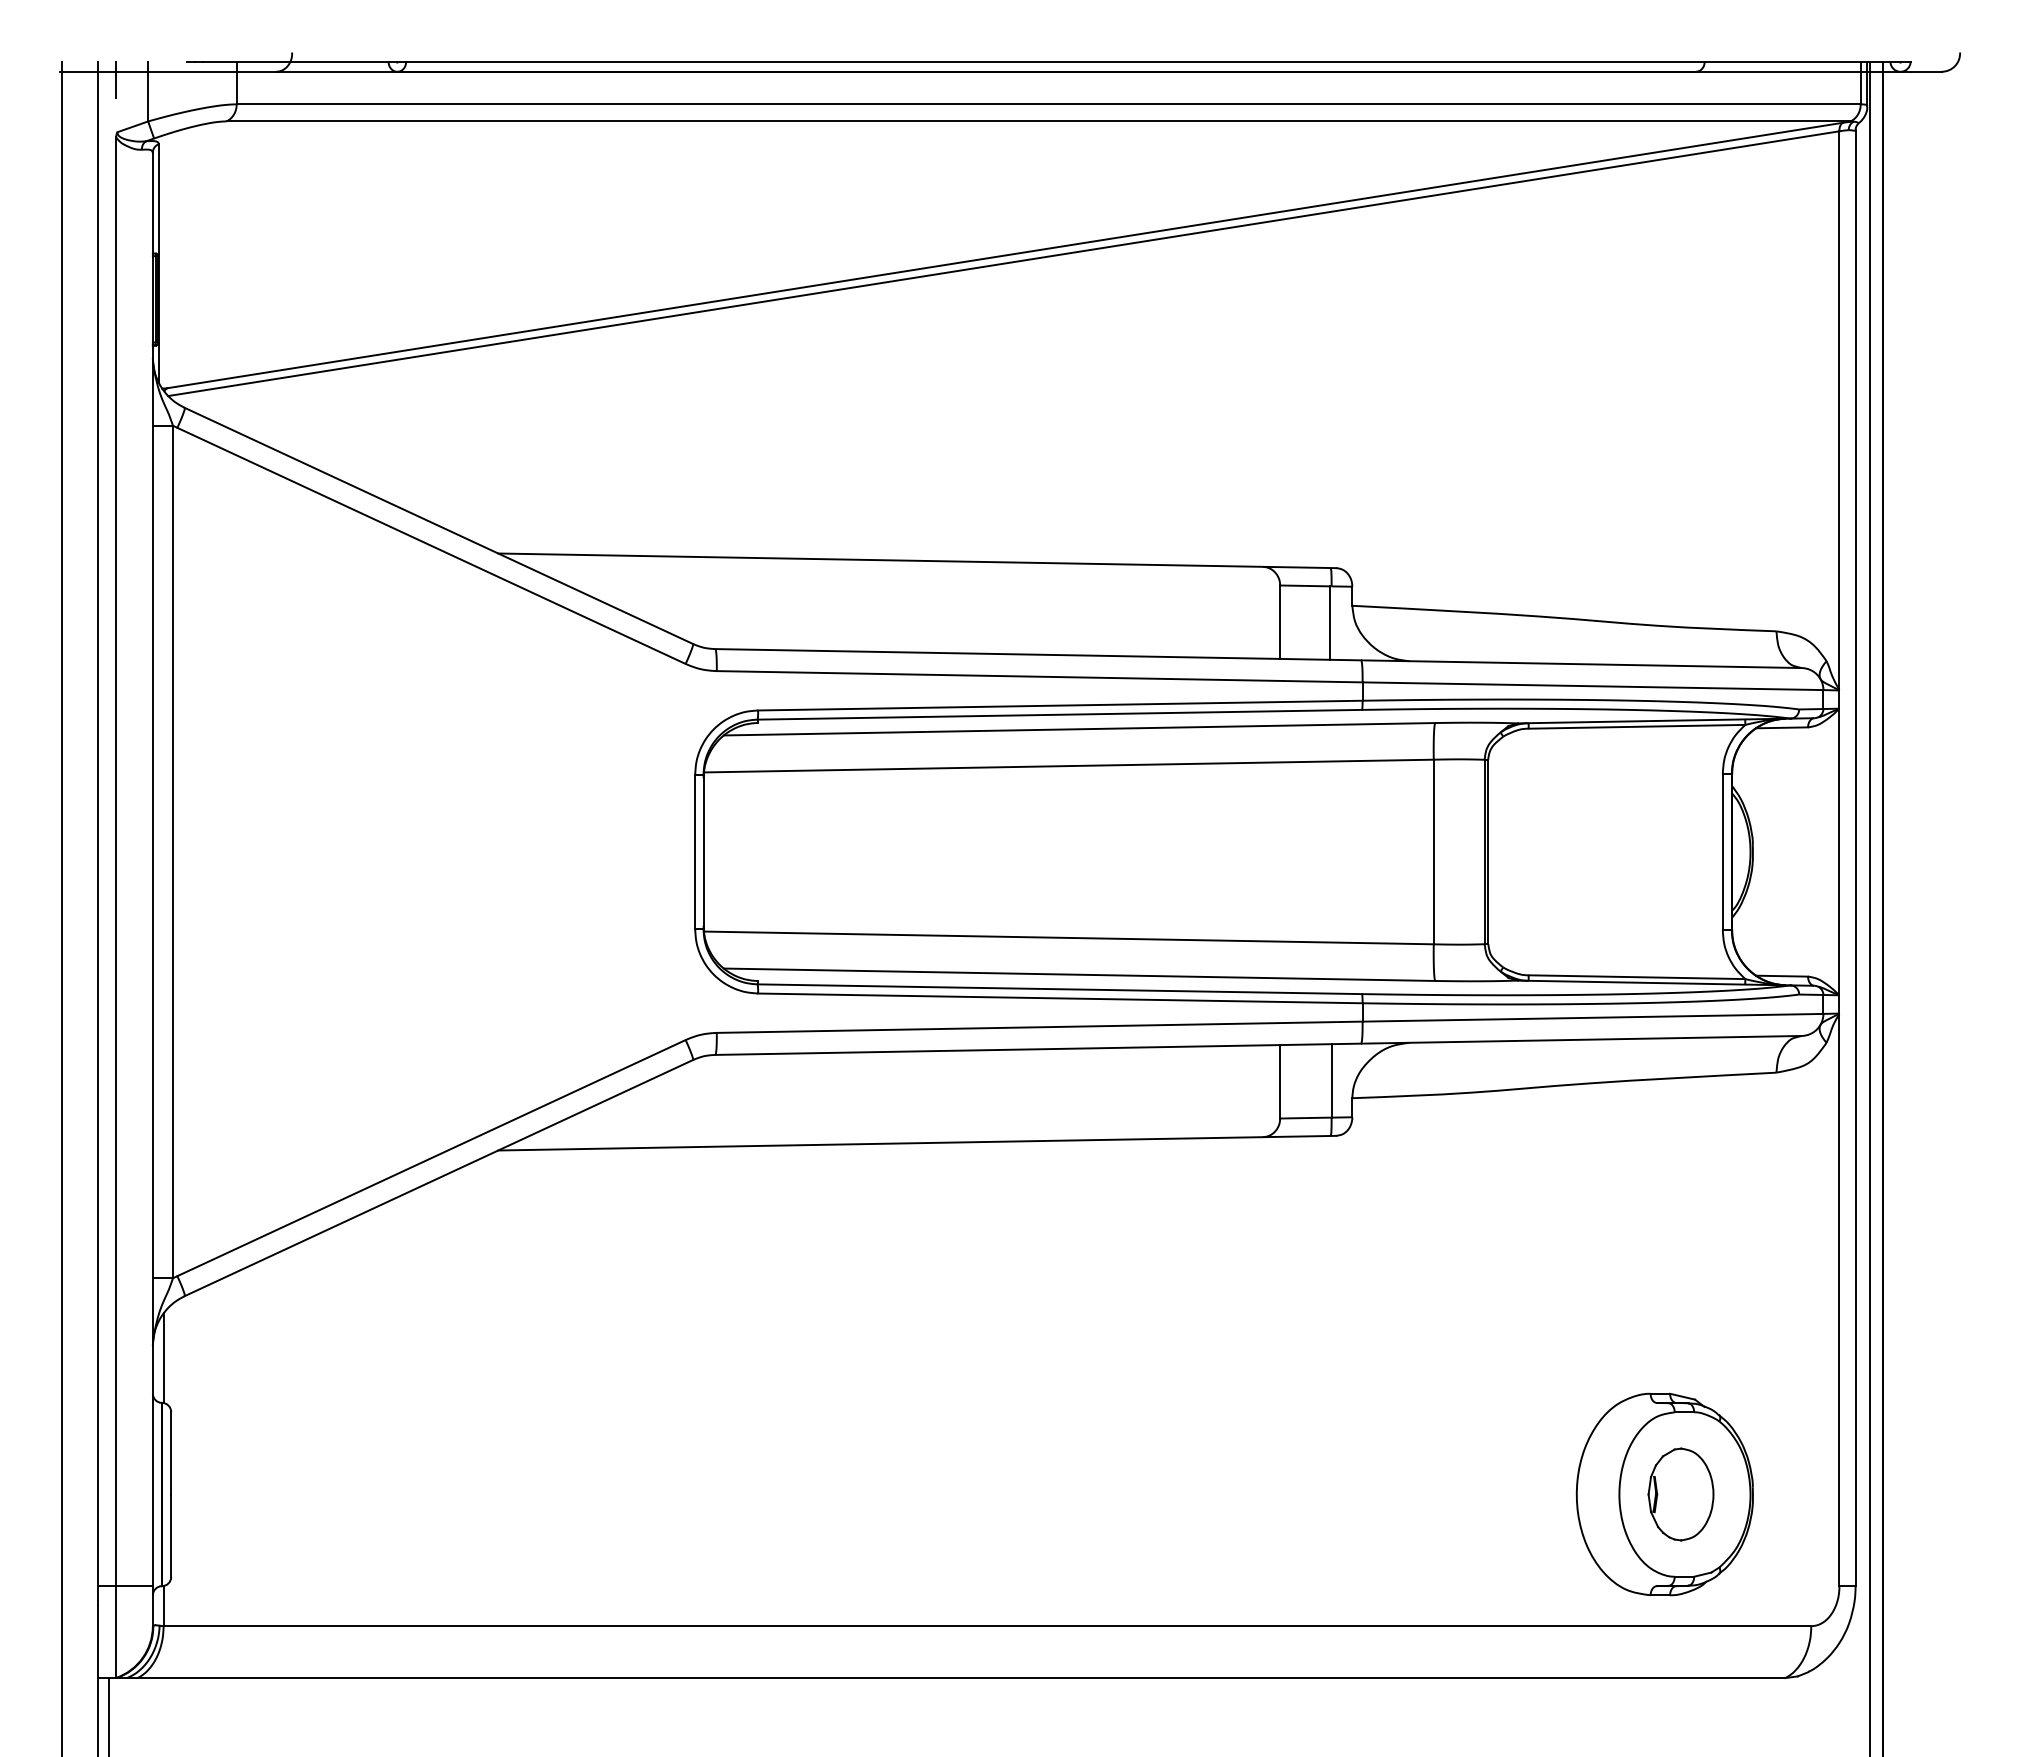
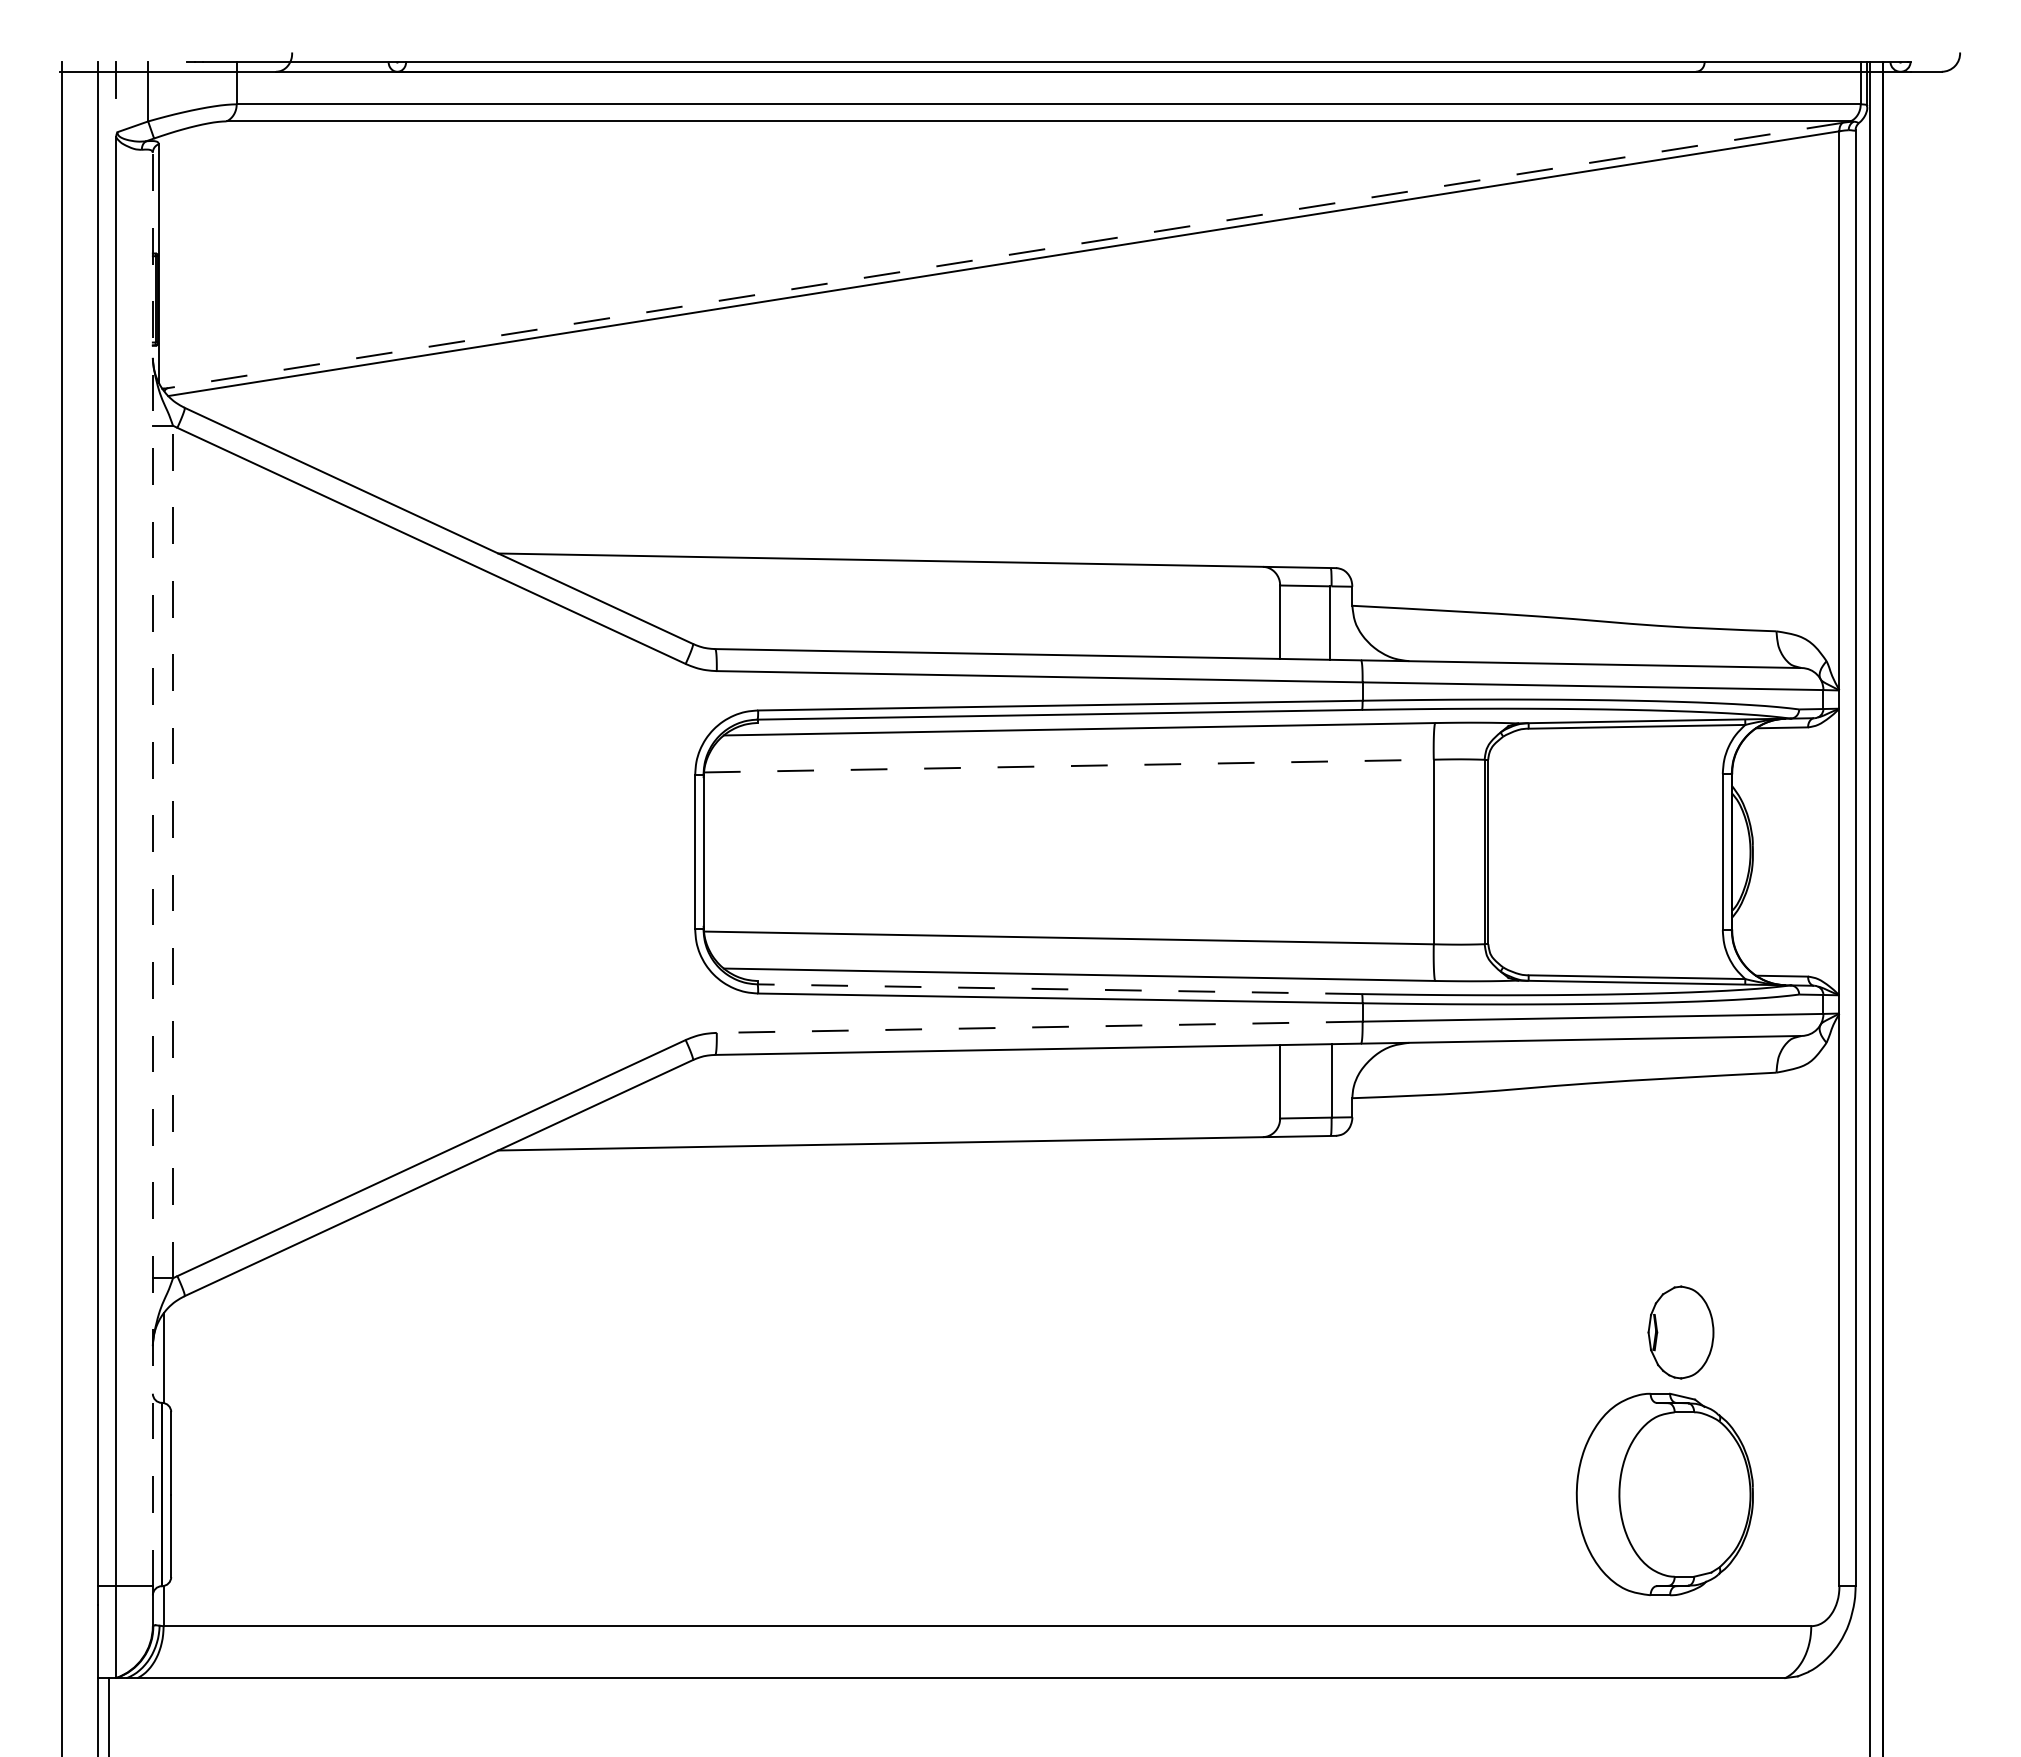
line: solid -> dashed (1004, 255)
line: solid -> dashed (1068, 766)
line: solid -> dashed (172, 851)
line: solid -> dashed (152, 869)
line: solid -> dashed (1059, 989)
line: solid -> dashed (1039, 1027)
part position: (1680, 1494) -> (1680, 1332) (1680, 1332)
